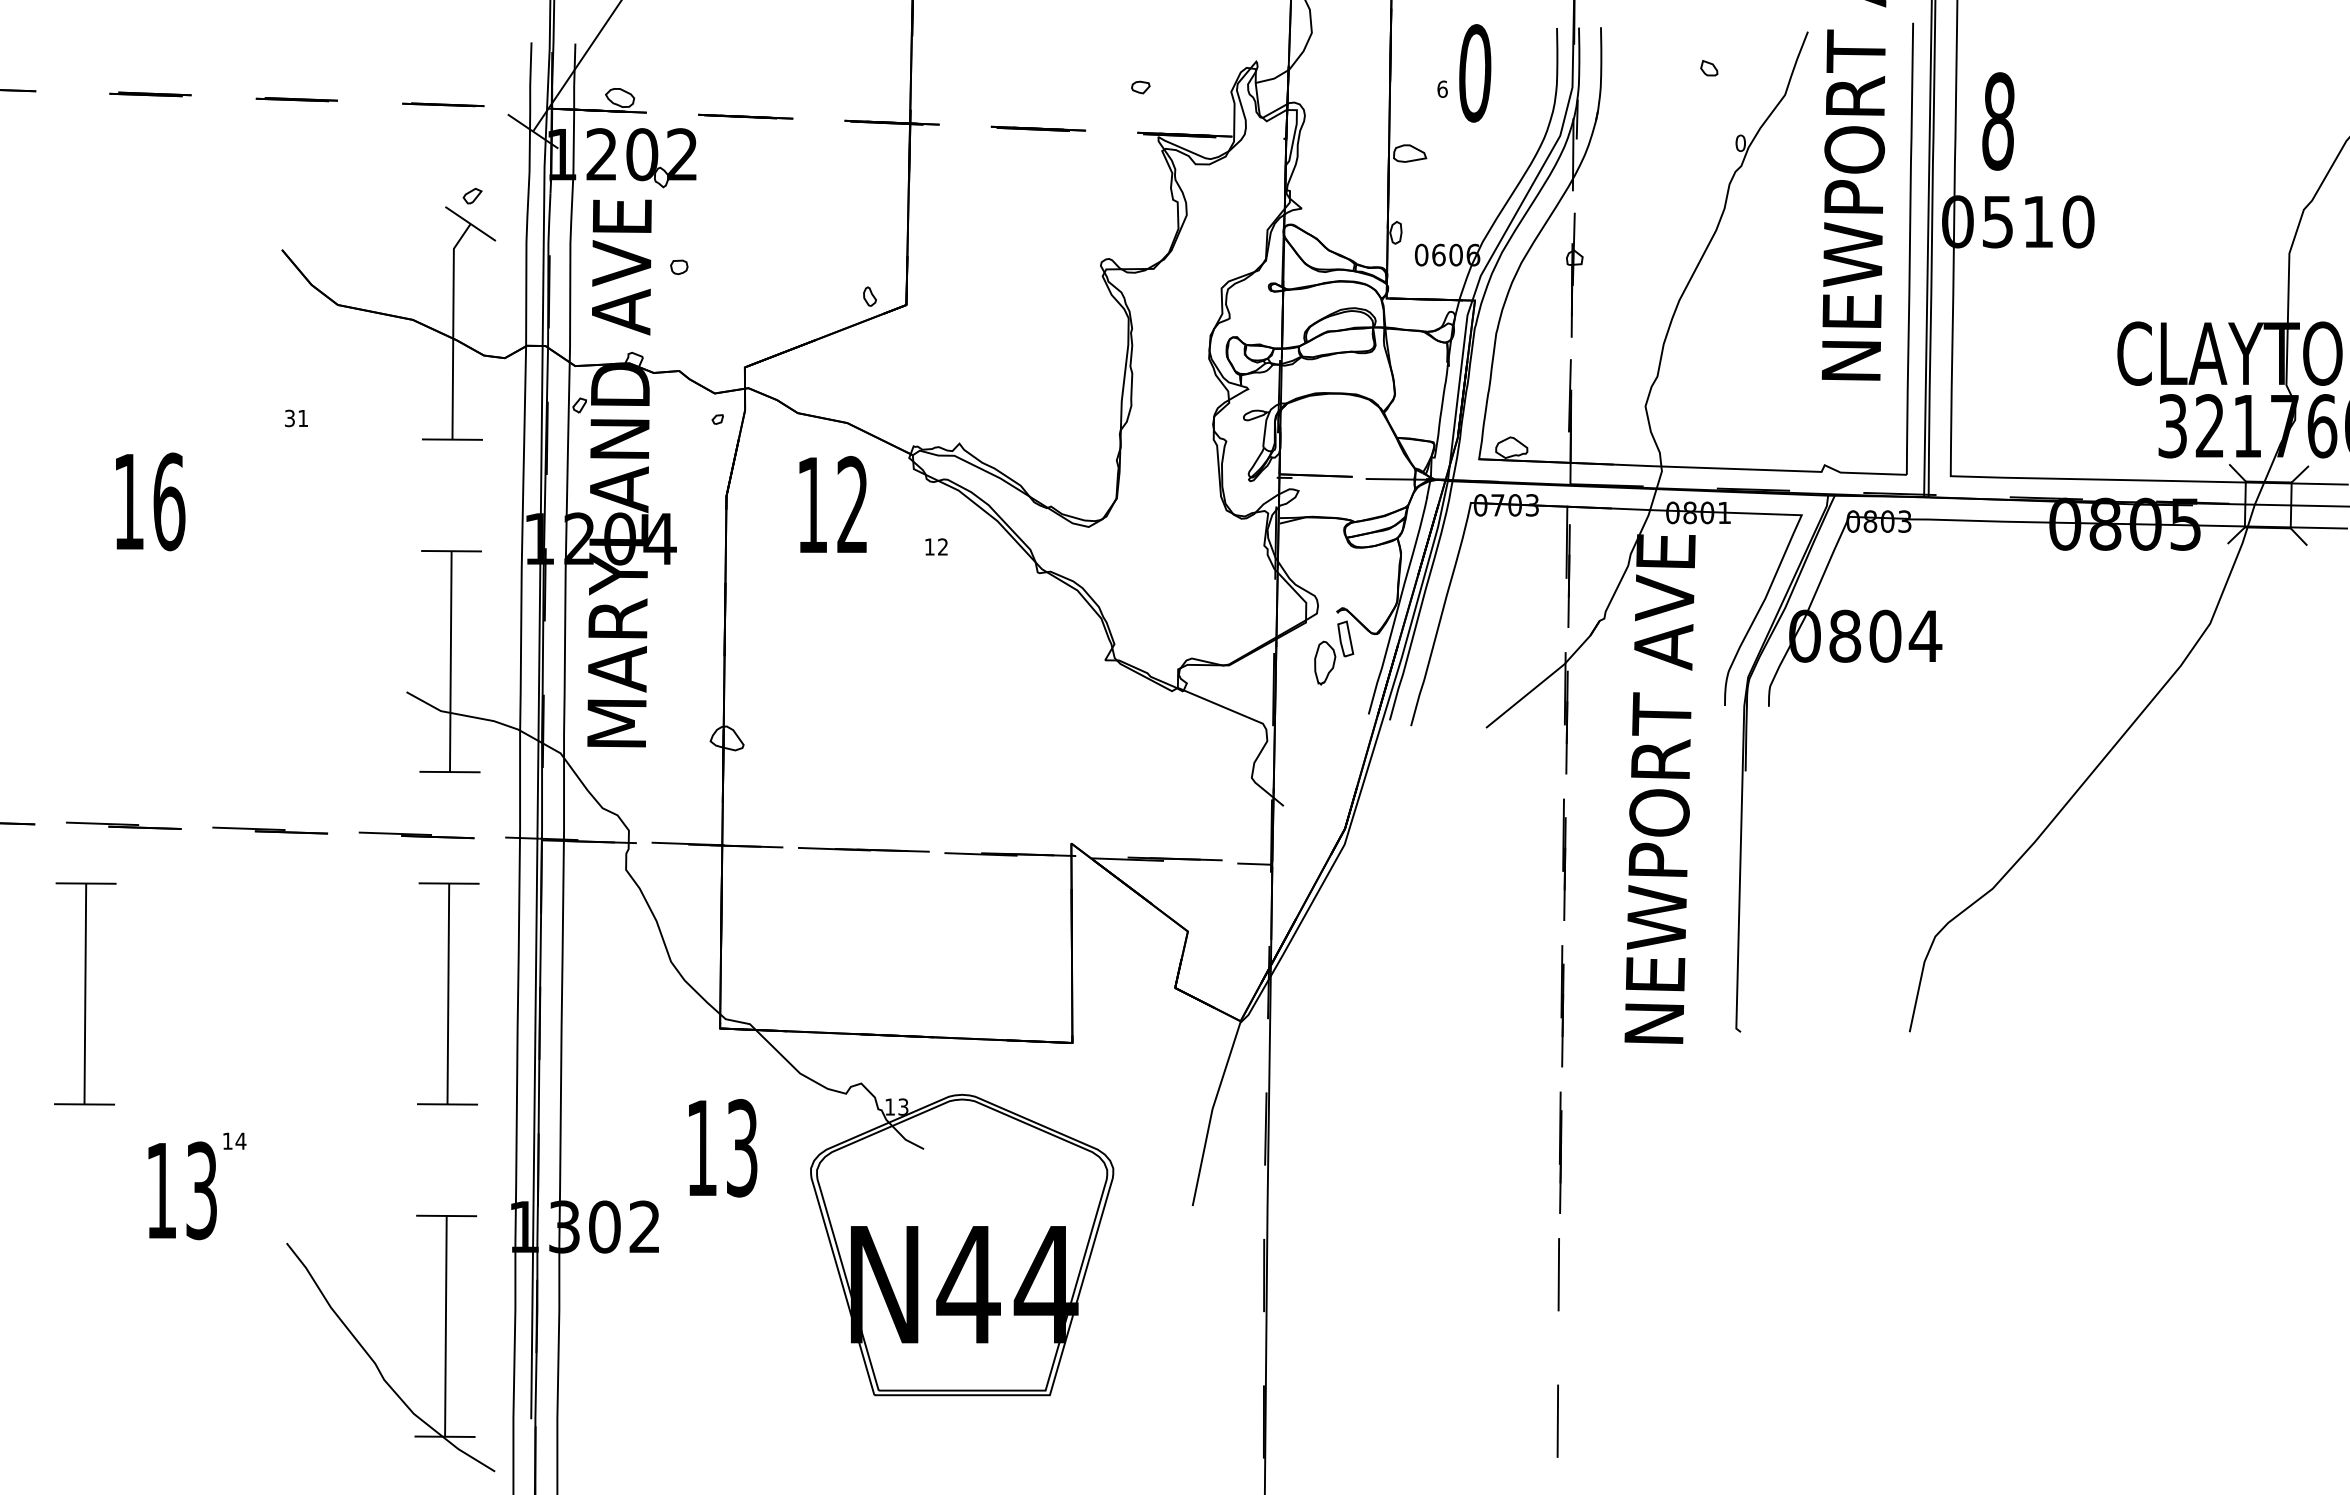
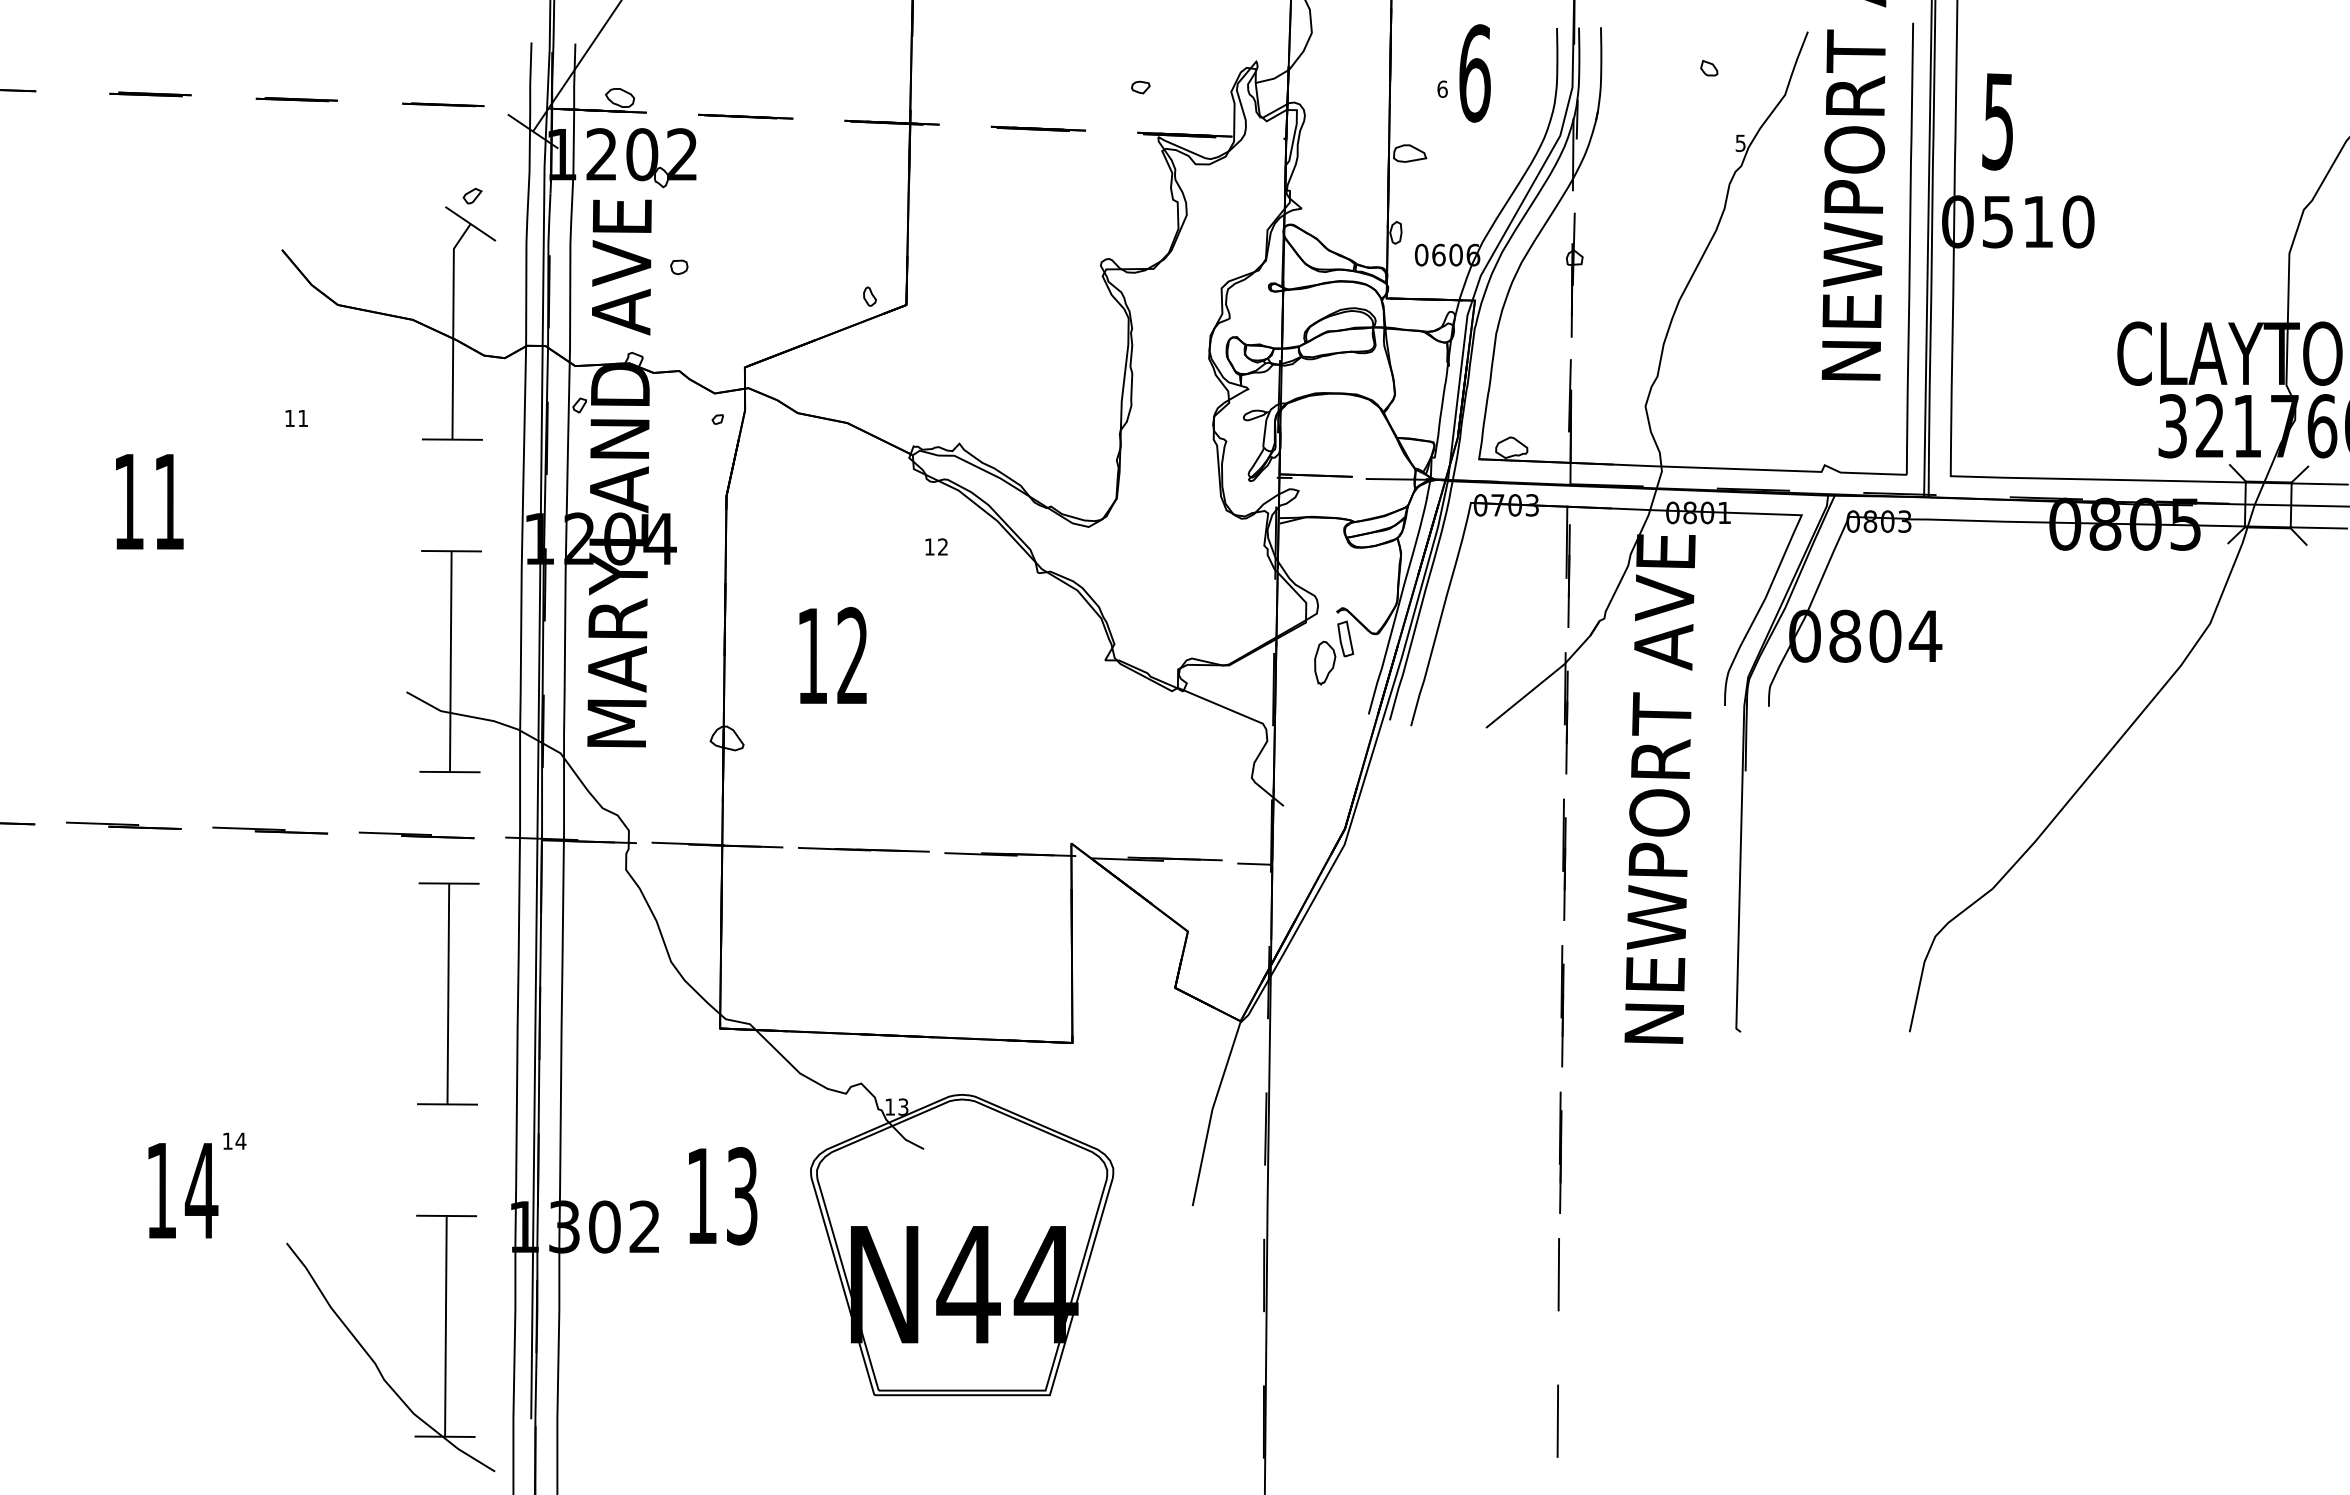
text: 0 -> 6 (1475, 73)
text: 8 -> 5 (1998, 121)
text: 0 -> 5 (1740, 143)
text: 31 -> 11 (289, 418)
text: 16 -> 11 (169, 501)
text position: (832, 504) -> (832, 655) (832, 655)
part: present -> none (85, 993)
text position: (723, 1148) -> (723, 1196) (723, 1196)
text: 13 -> 14 (201, 1190)
